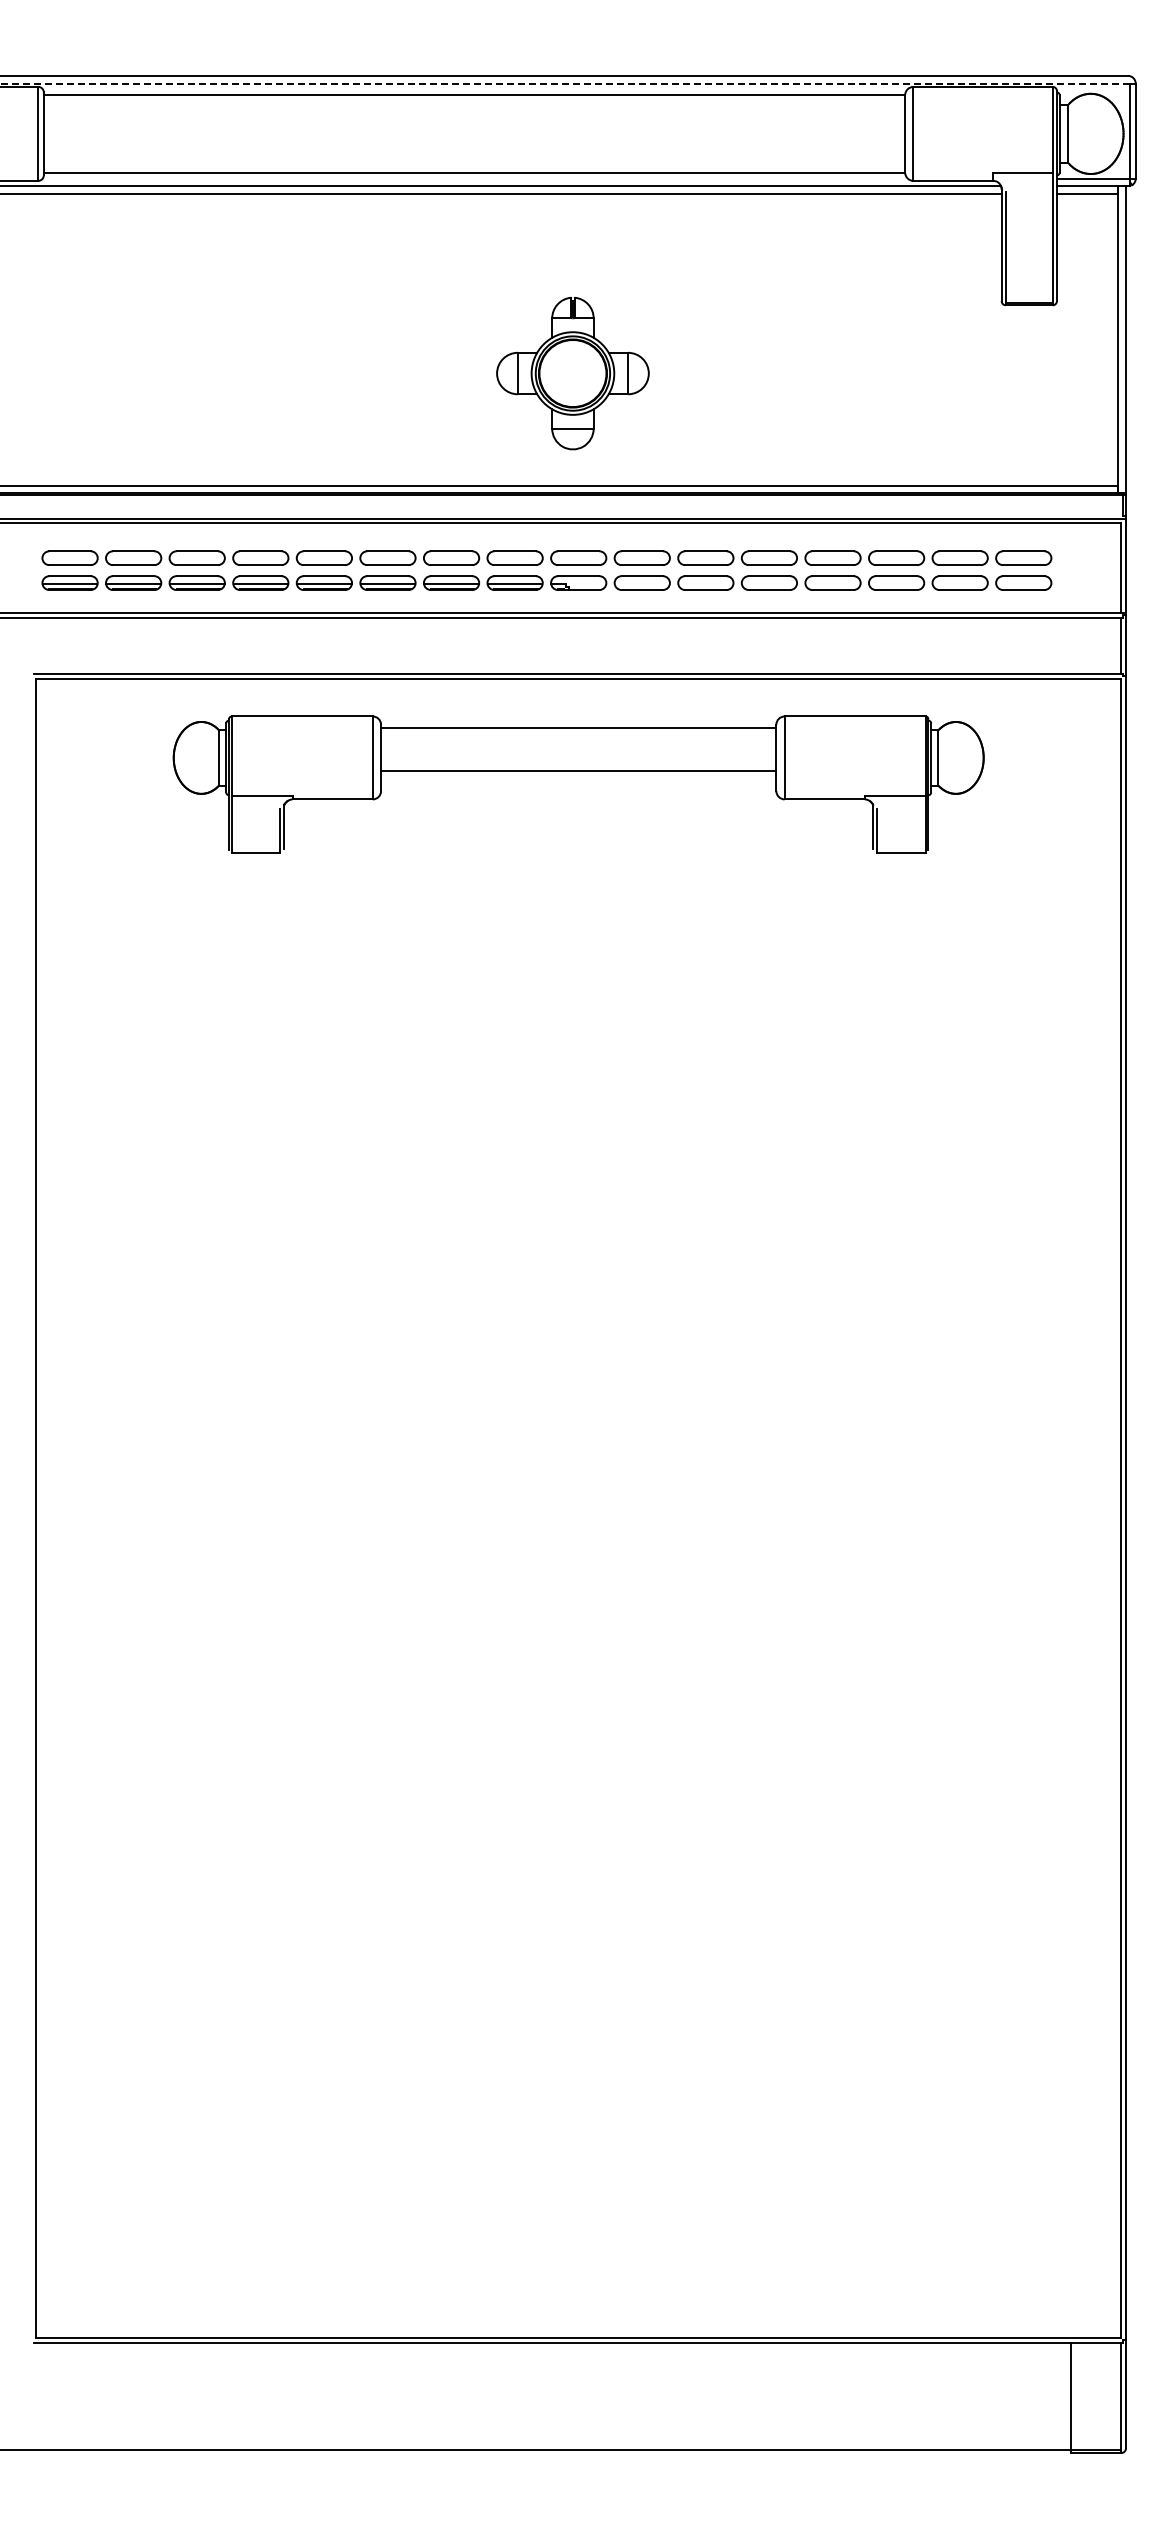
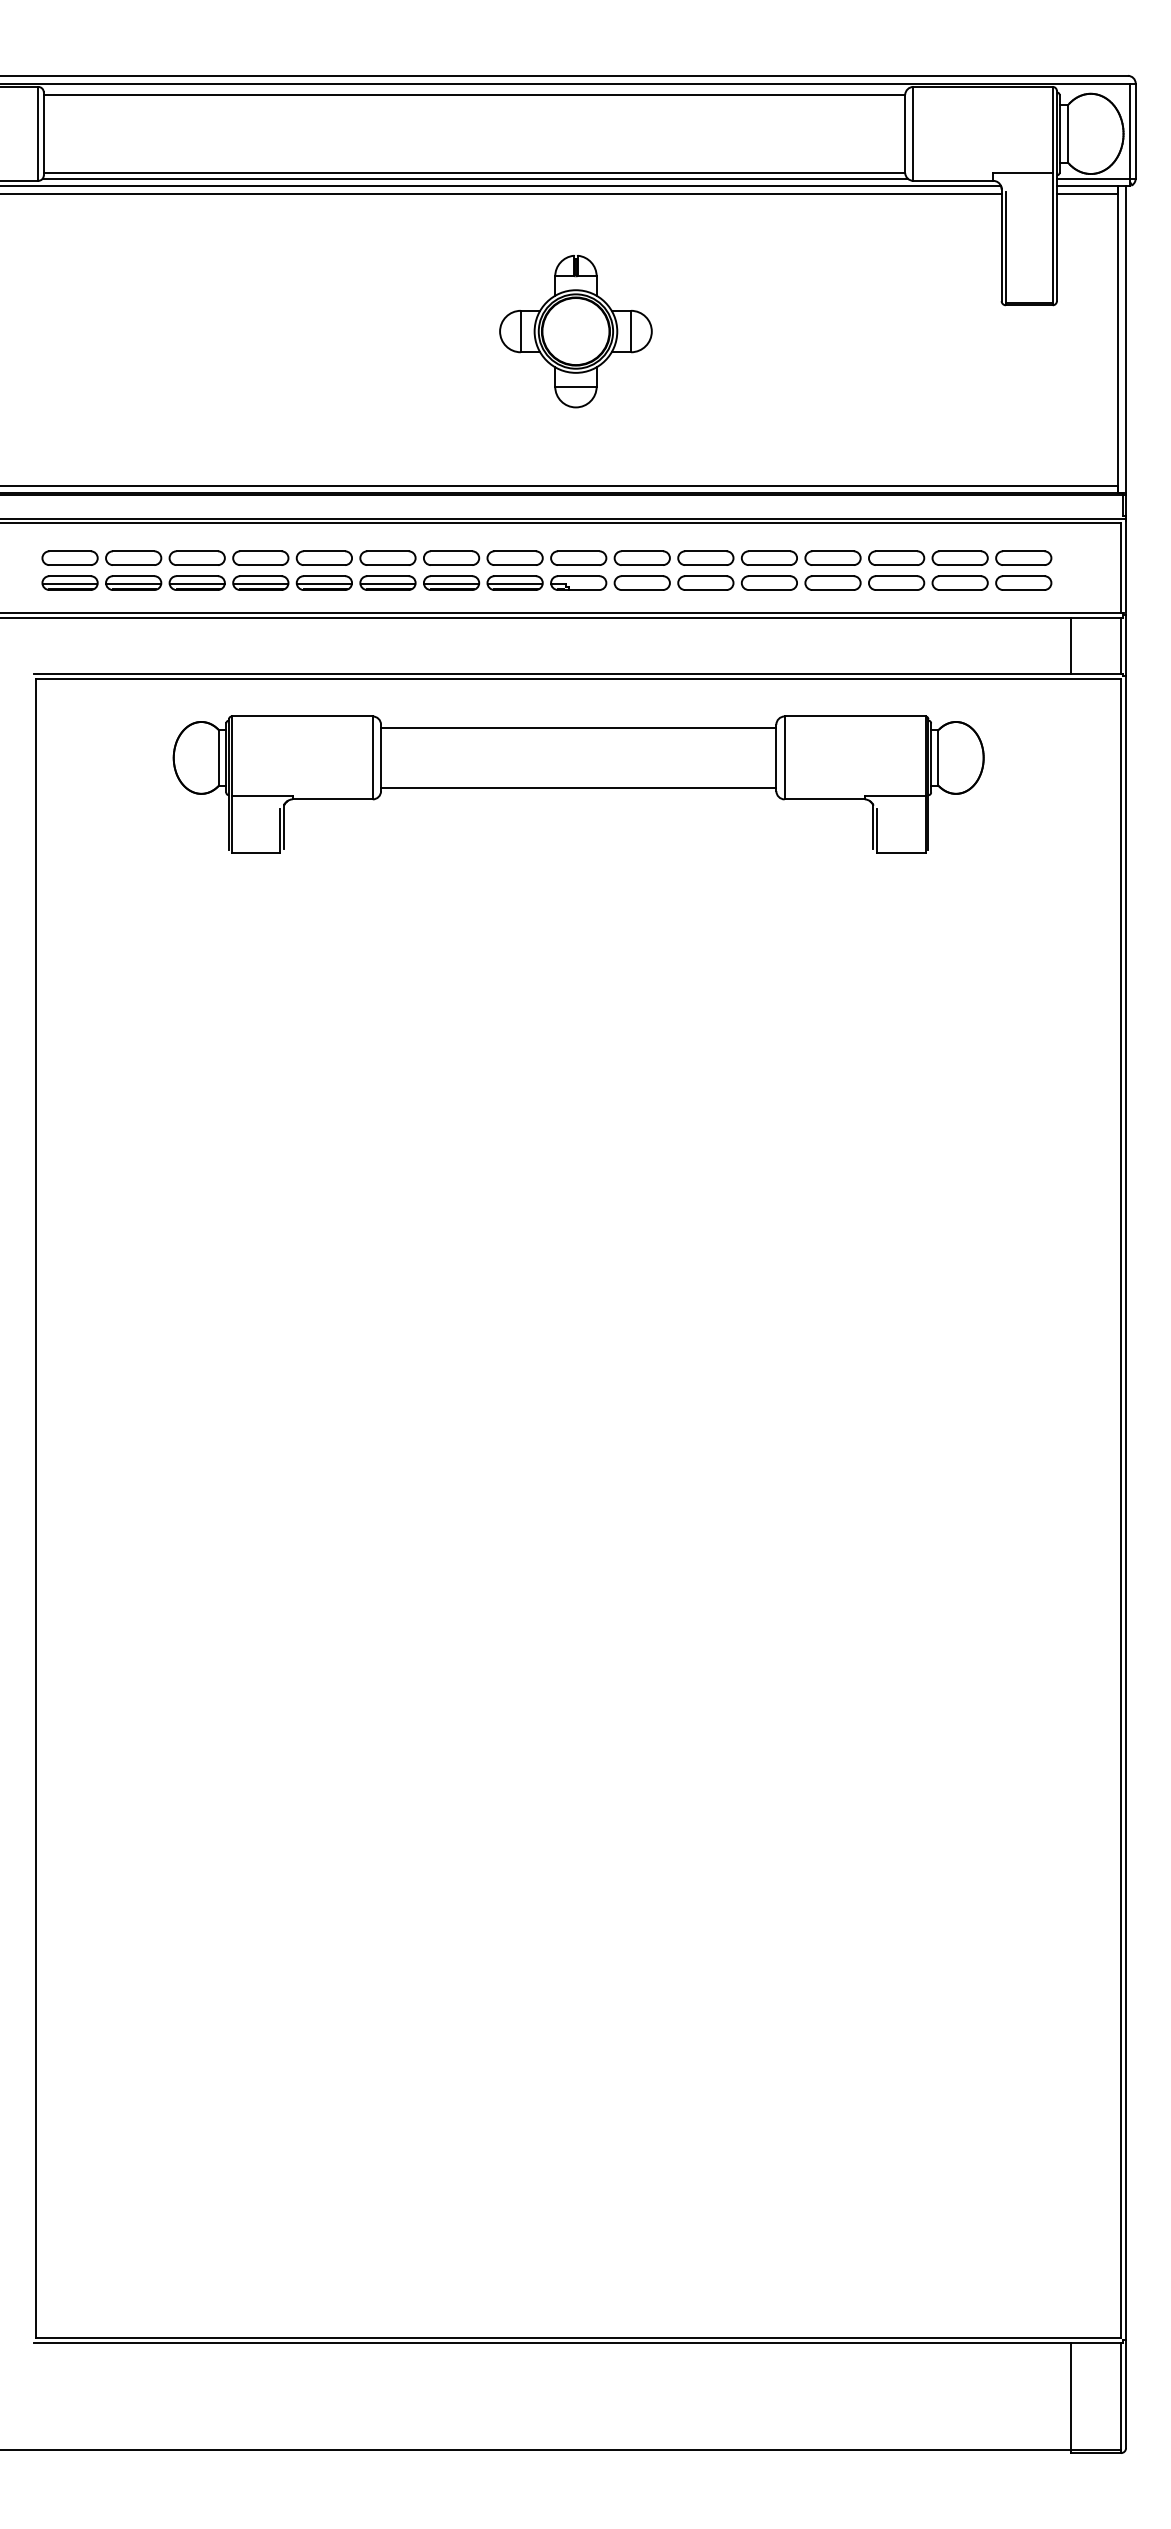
line: dashed -> solid (565, 83)
line: none -> present (474, 178)
part position: (572, 373) -> (575, 331) (575, 331)
line: none -> present (1070, 645)
line position: (578, 771) -> (578, 788) (578, 788)
